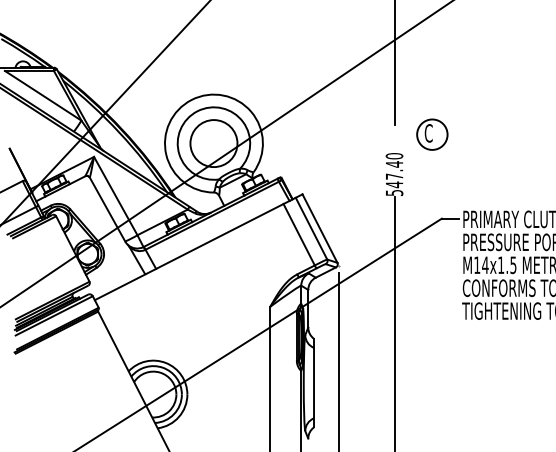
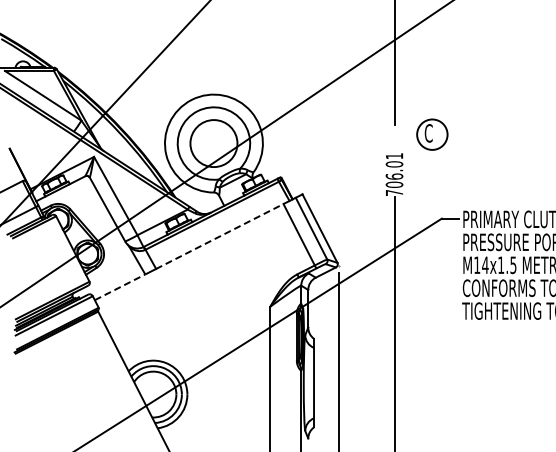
text: 547.40 -> 706.01 (394, 174)
line: solid -> dashed (222, 234)
line: solid -> dashed (120, 287)
